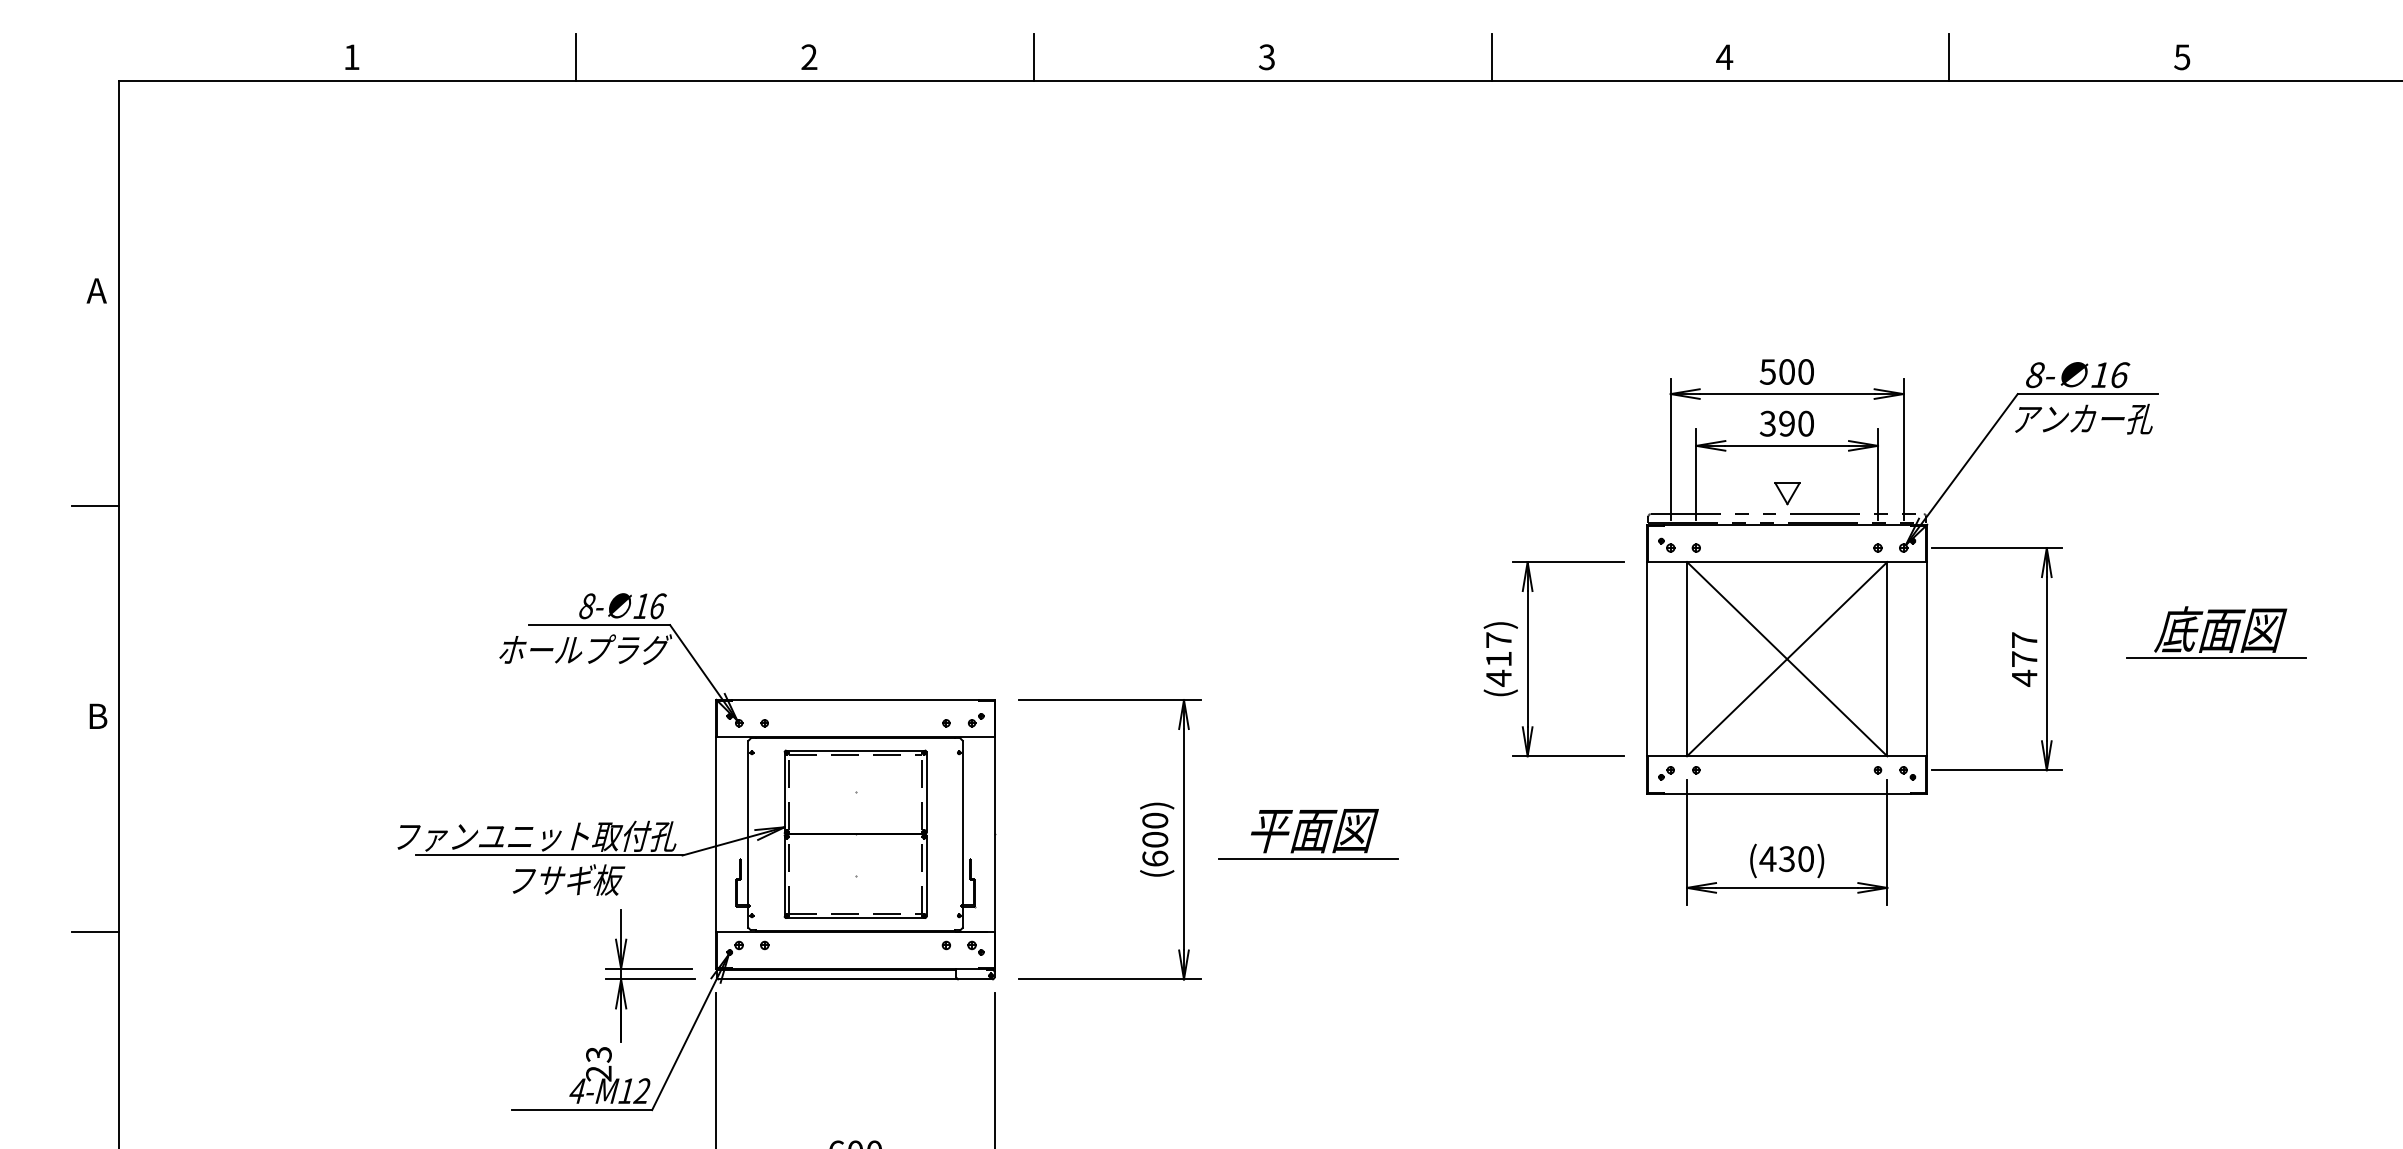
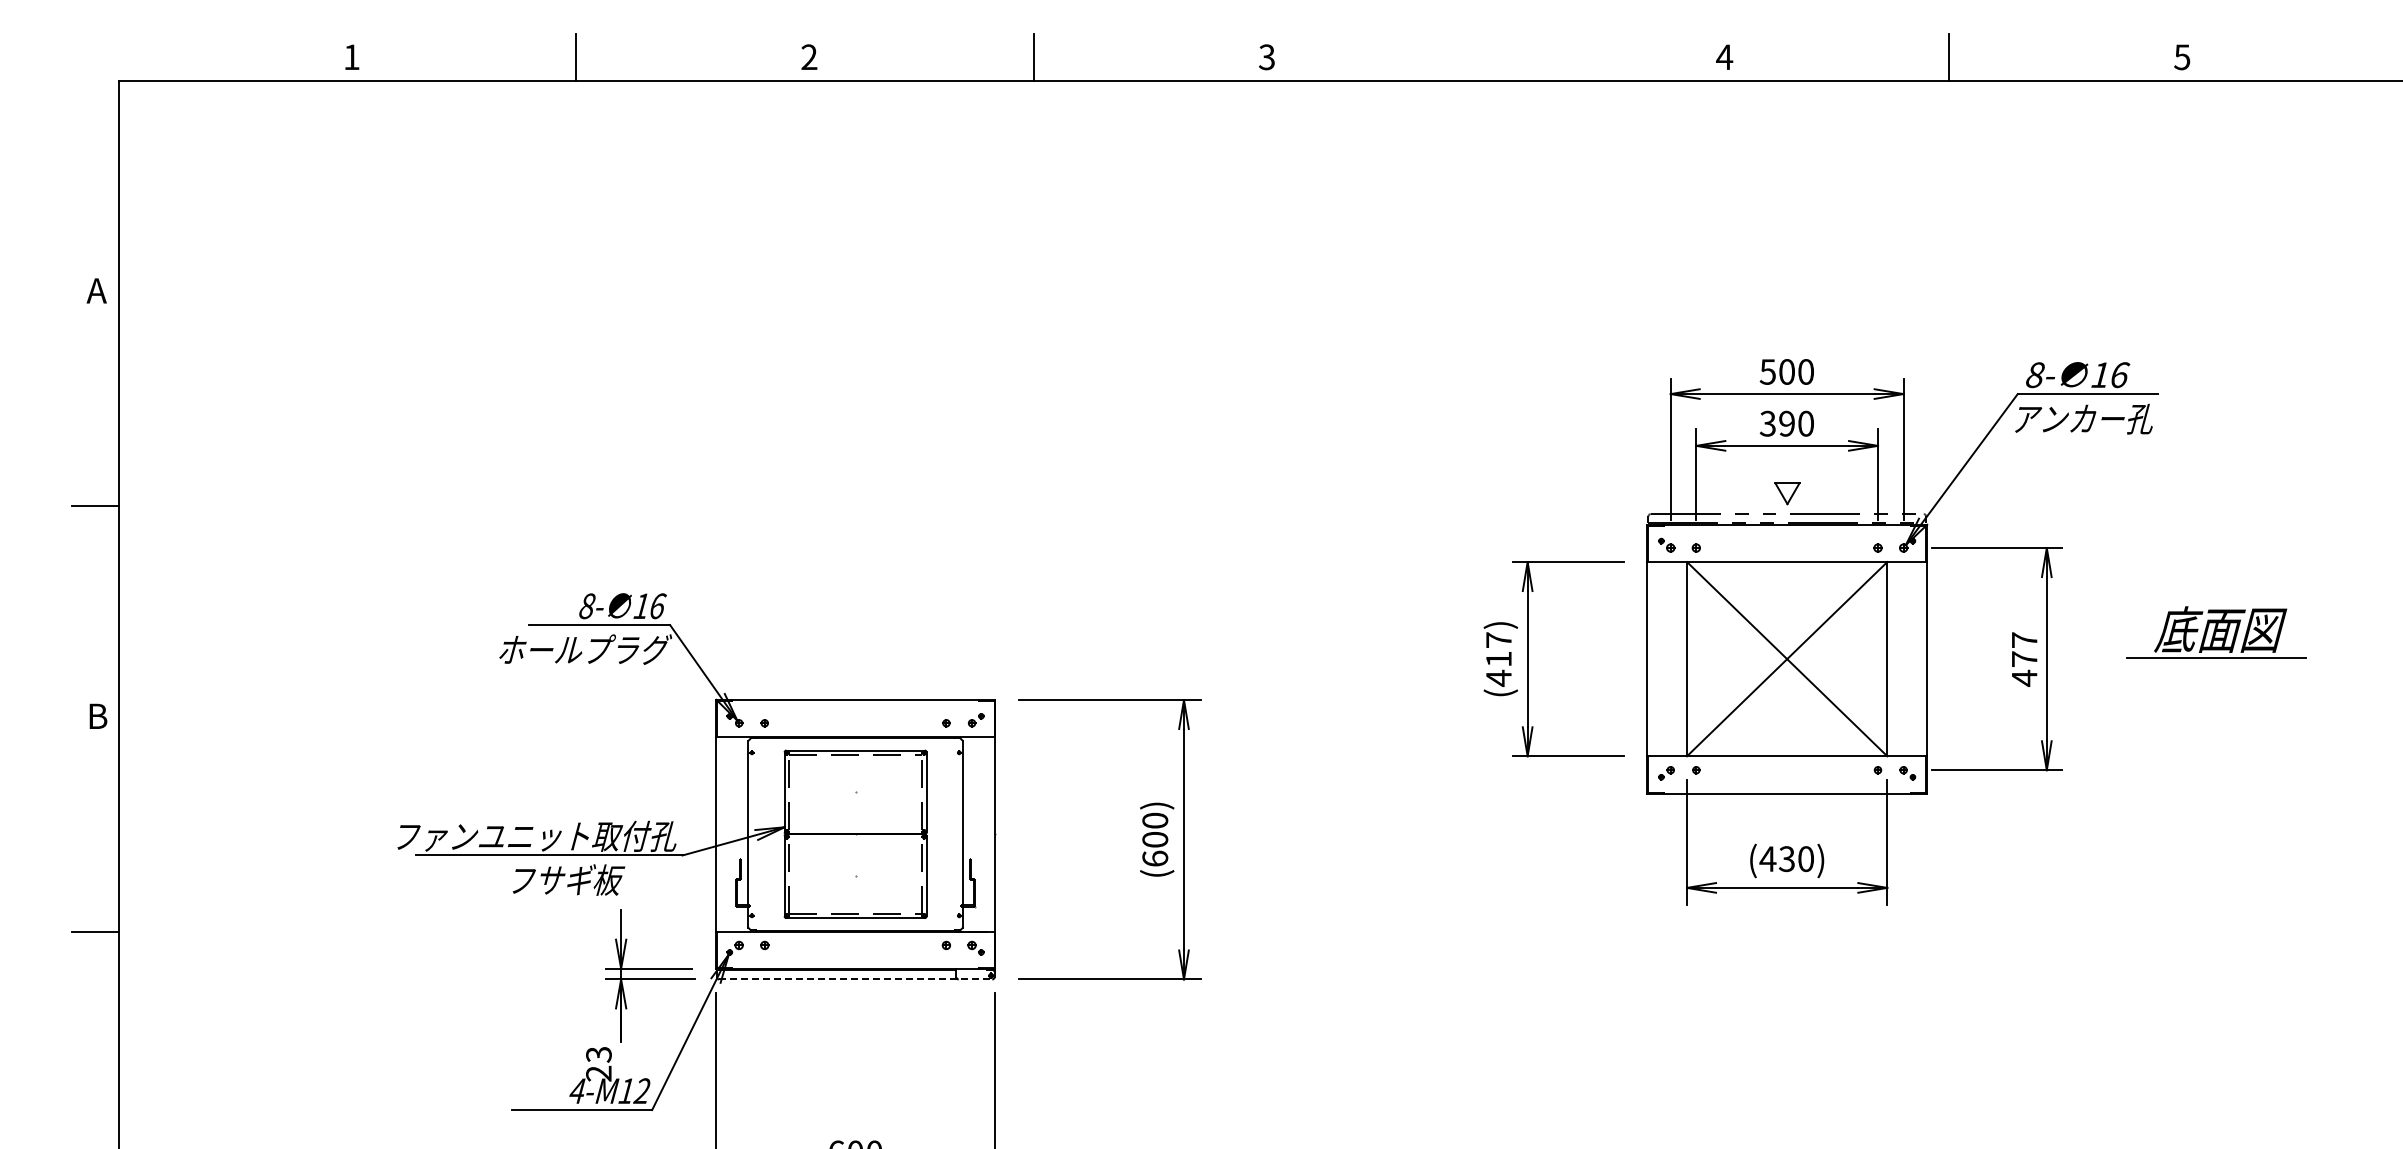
line: present -> none (1491, 57)
part: present -> none (1308, 834)
line: solid -> dashed (855, 979)
